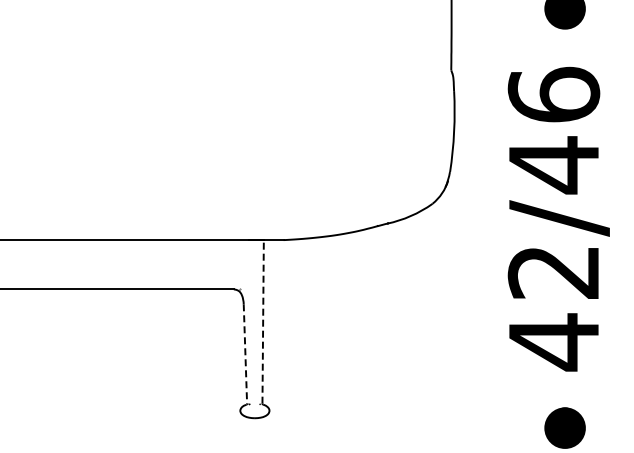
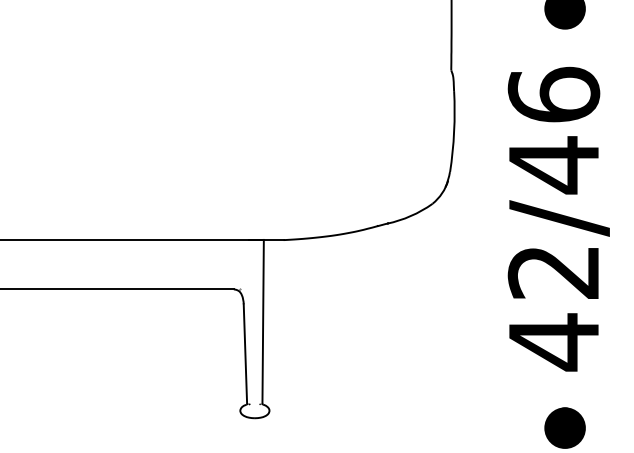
line: dashed -> solid (263, 321)
line: dashed -> solid (245, 354)
